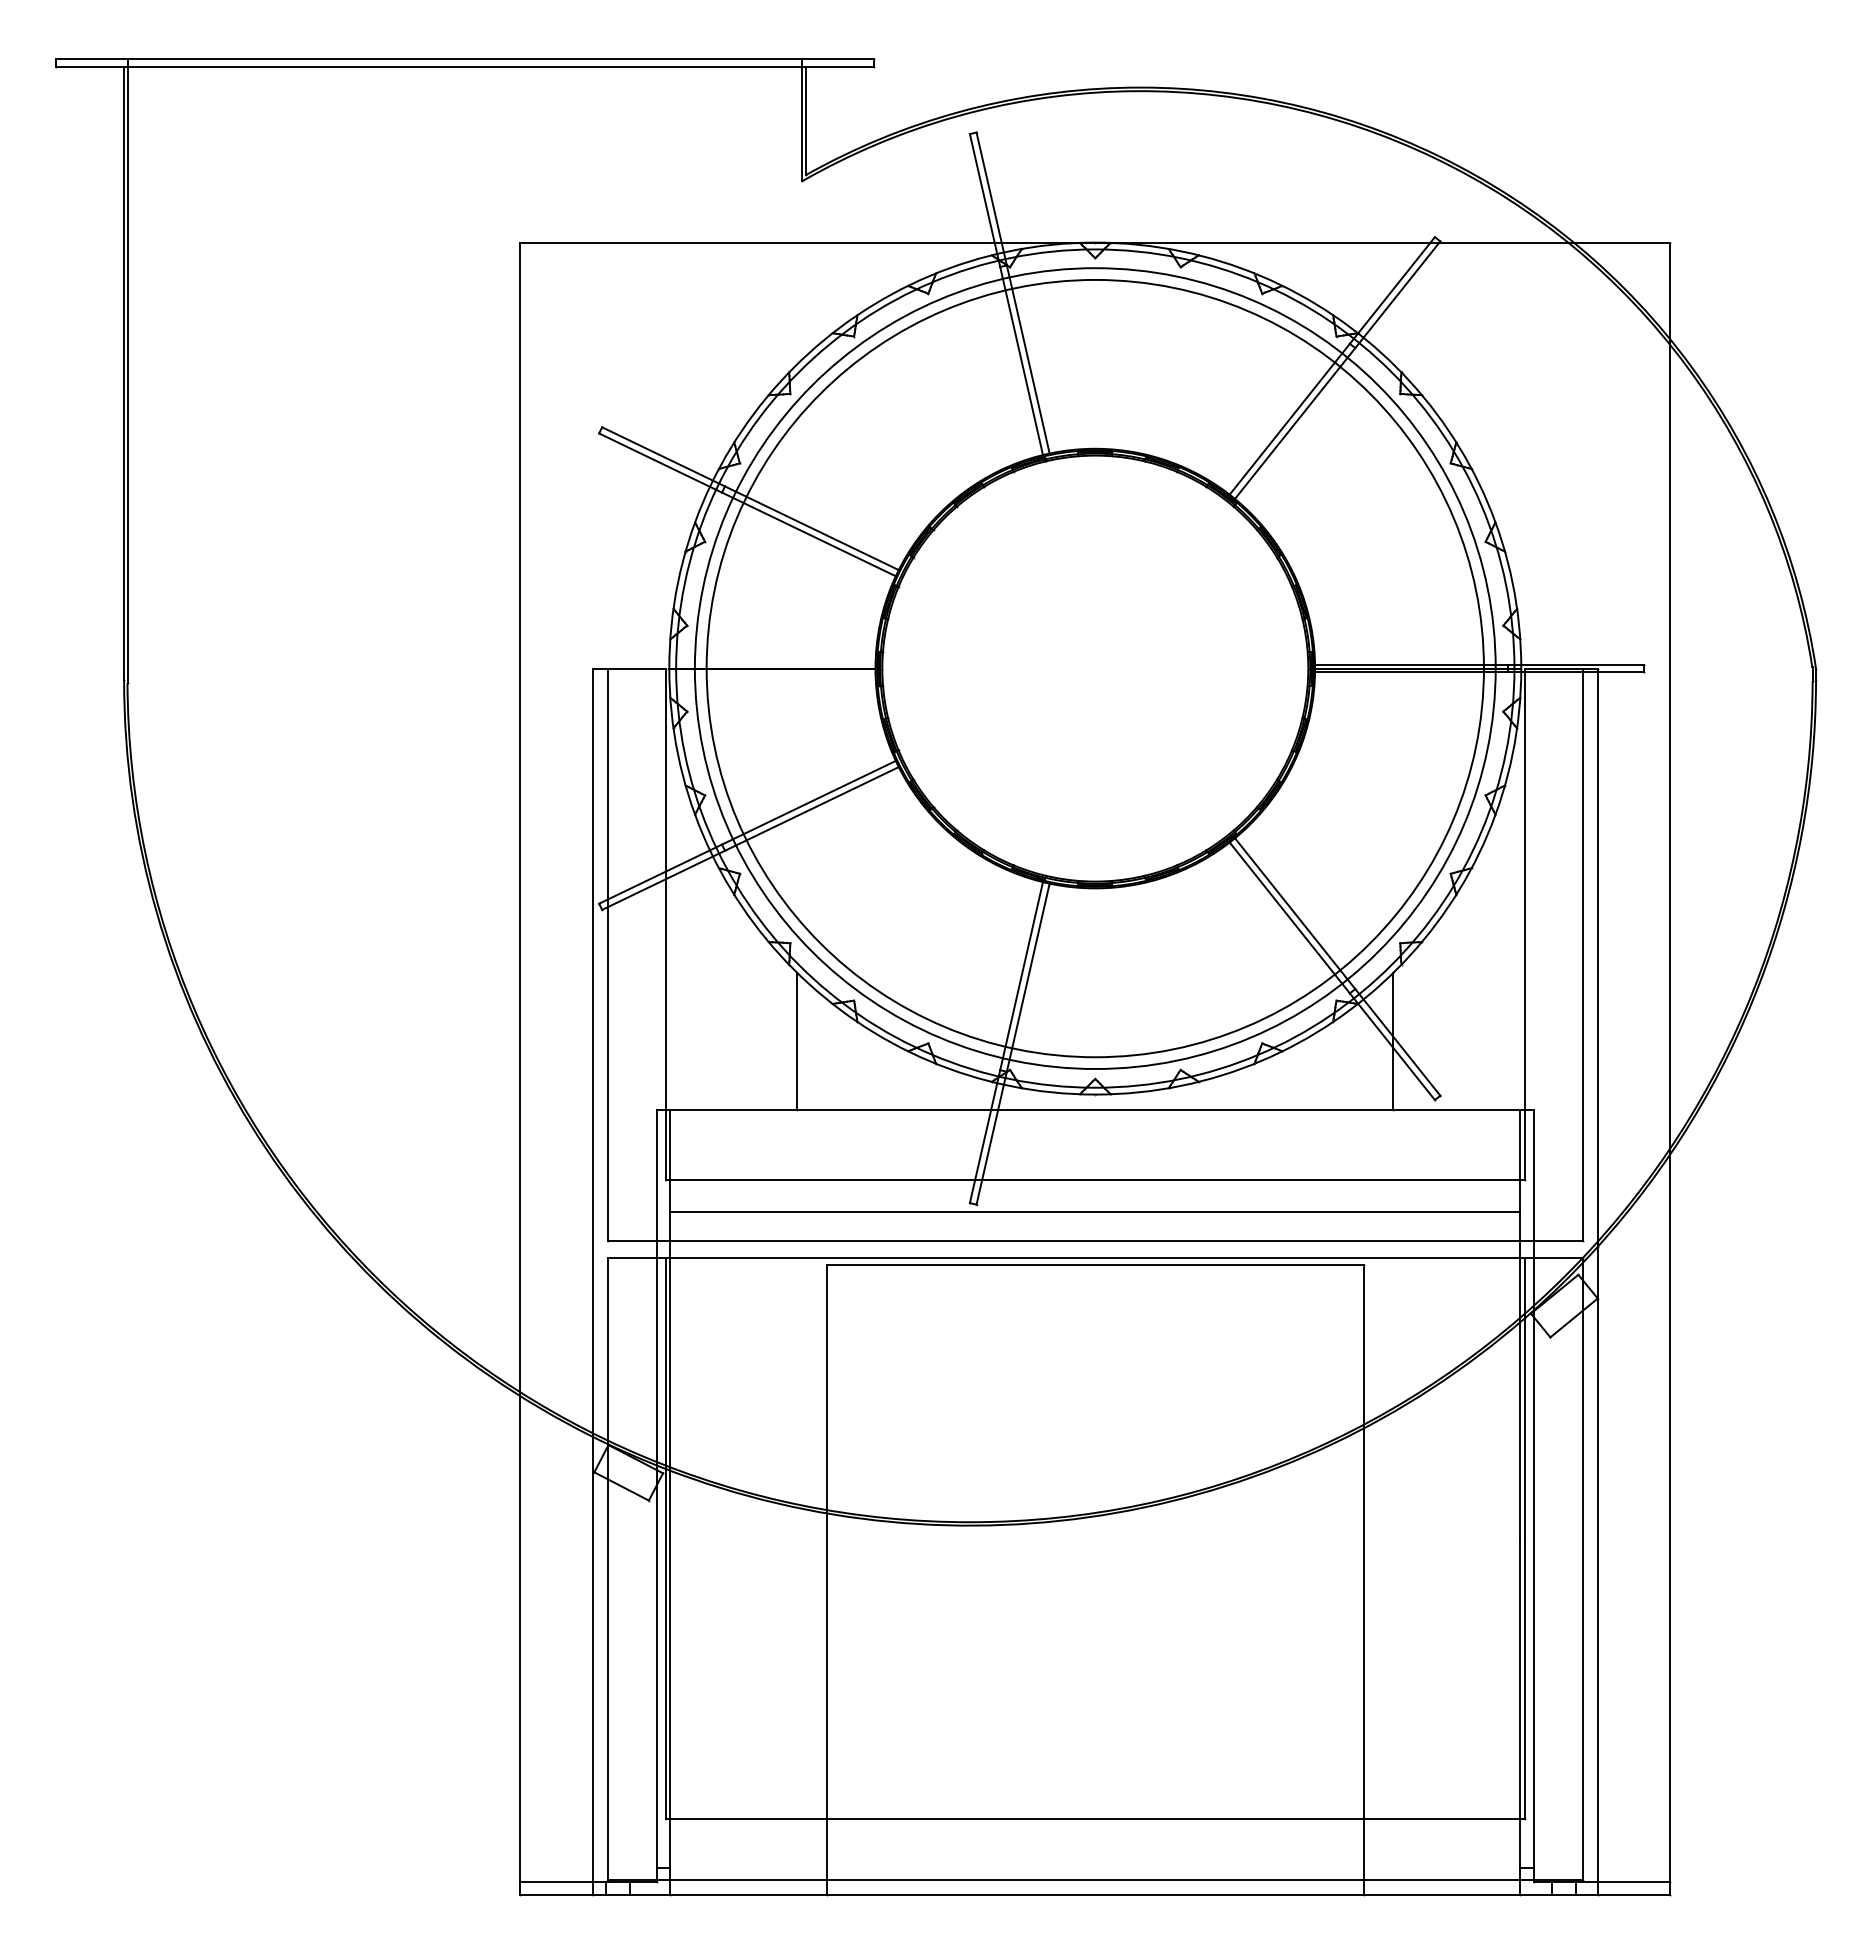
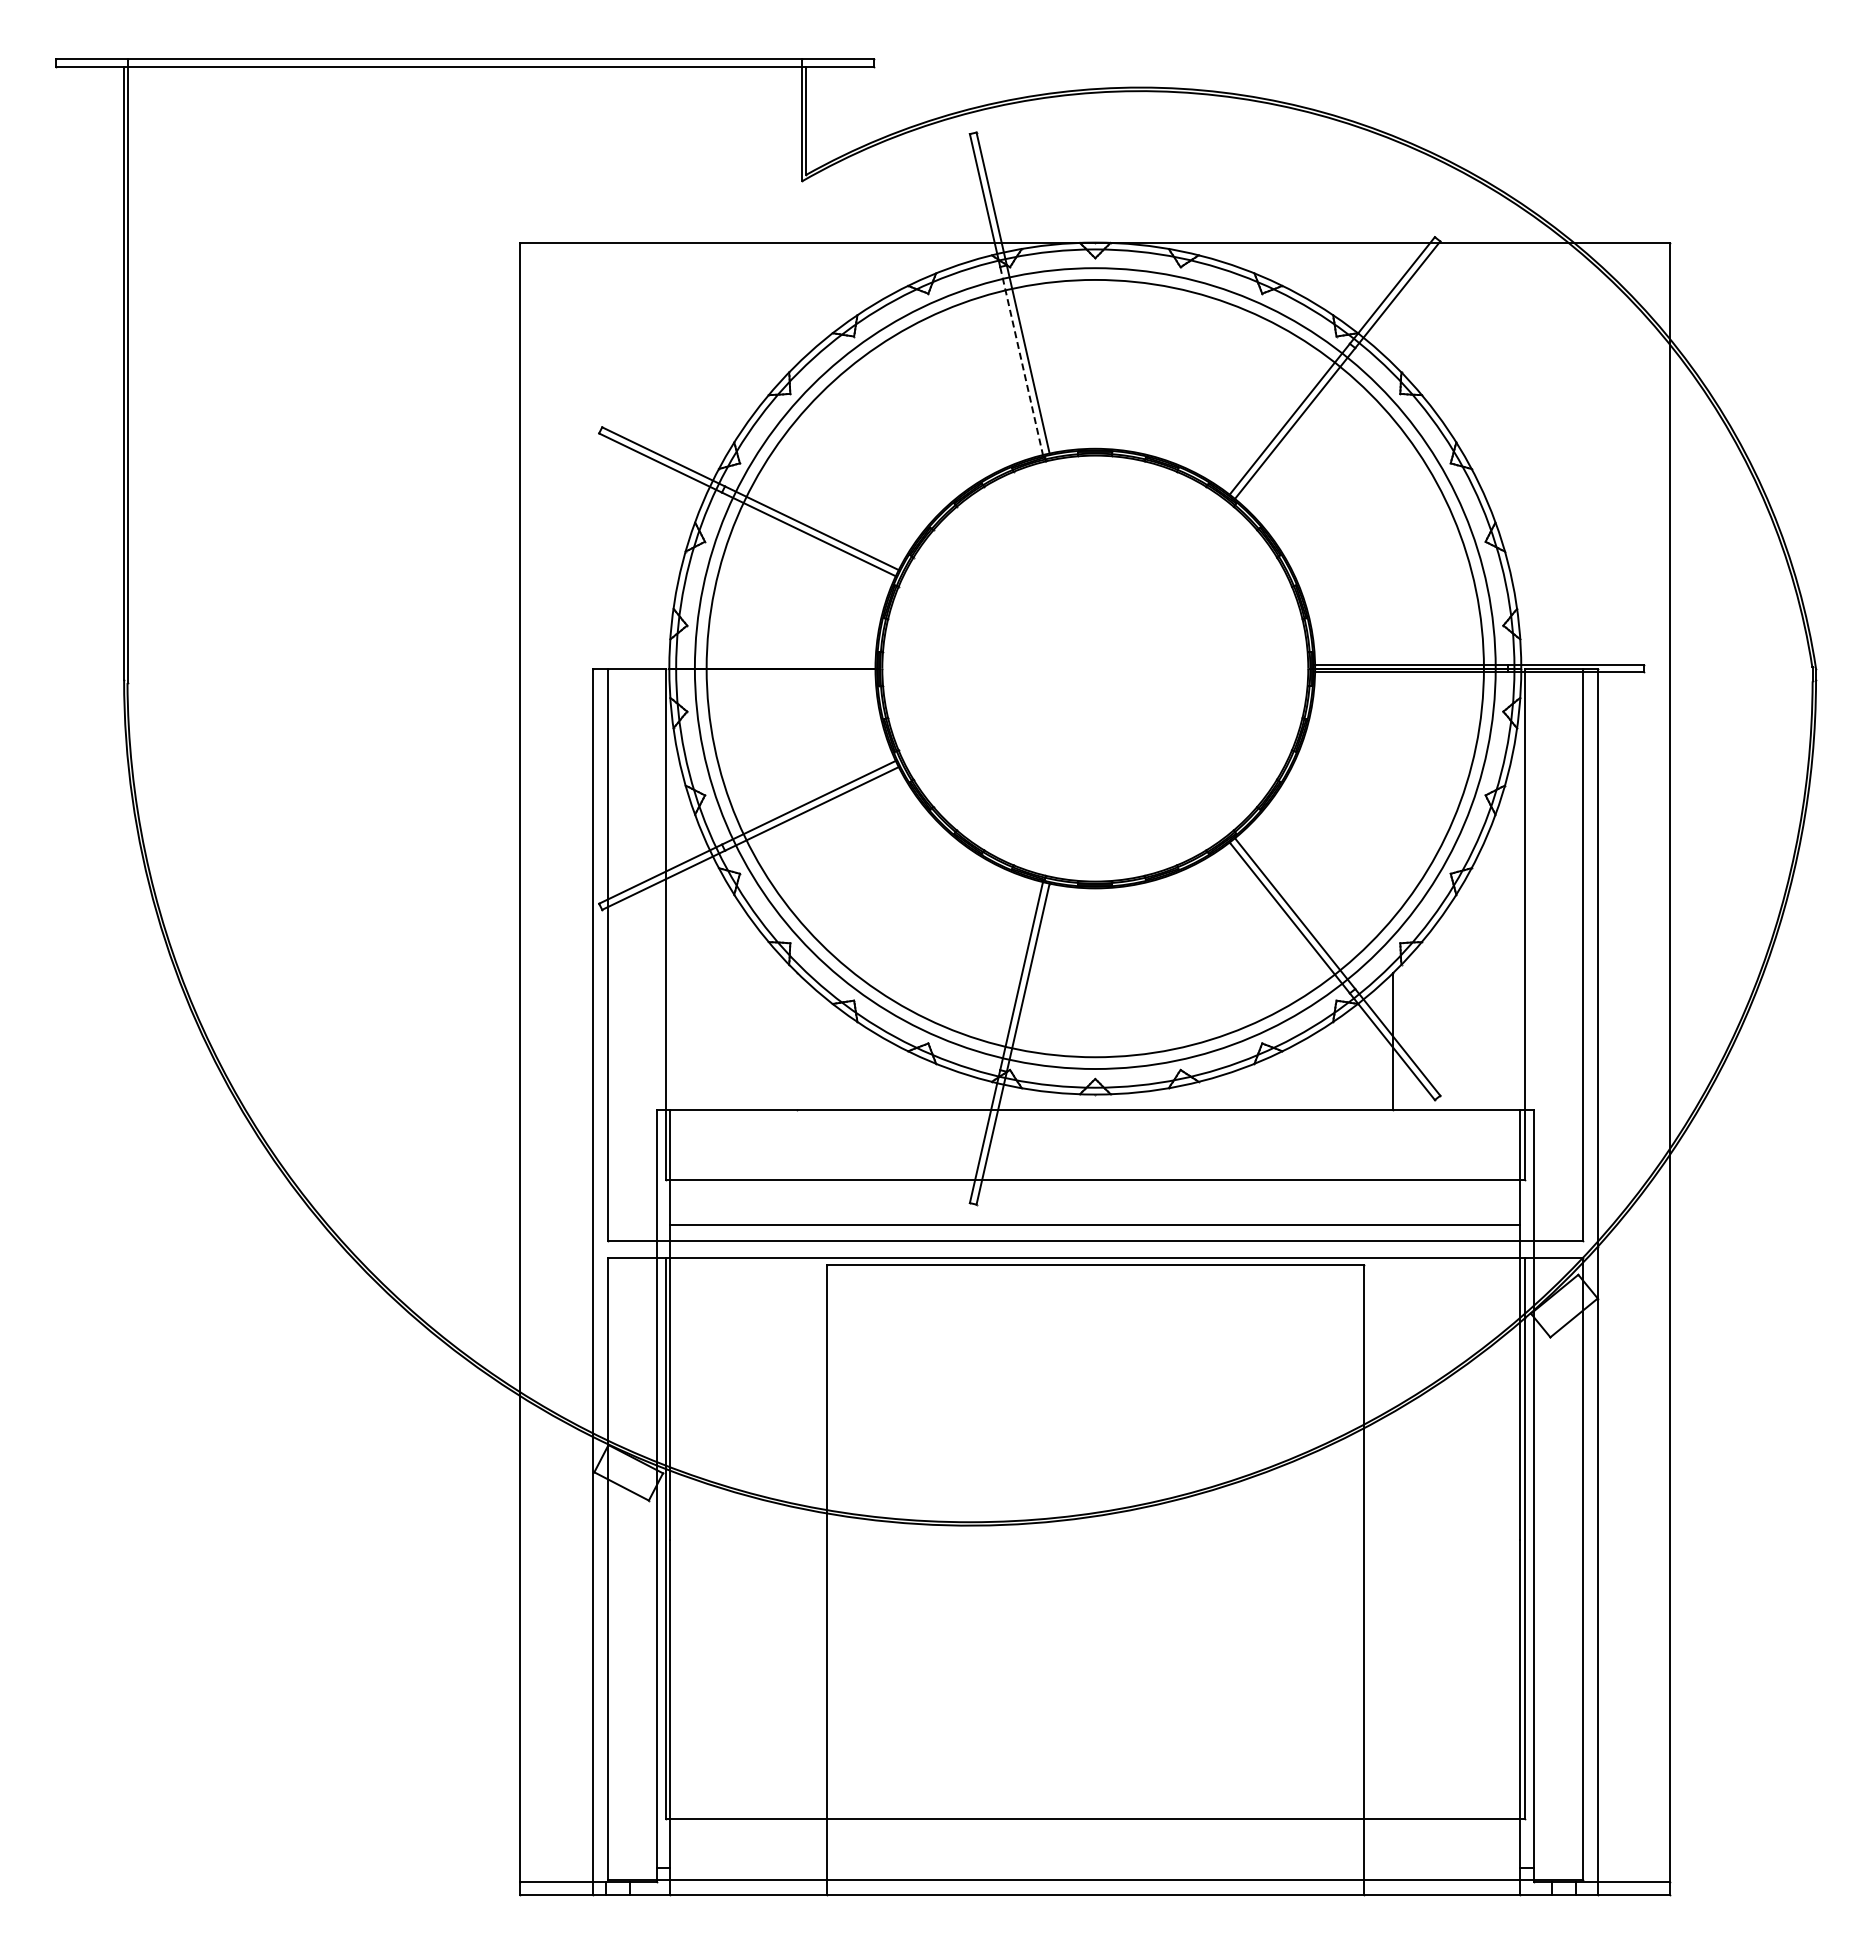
line: solid -> dashed (1021, 361)
line: present -> none (797, 1040)
line position: (1095, 1212) -> (1095, 1225) (1095, 1225)
